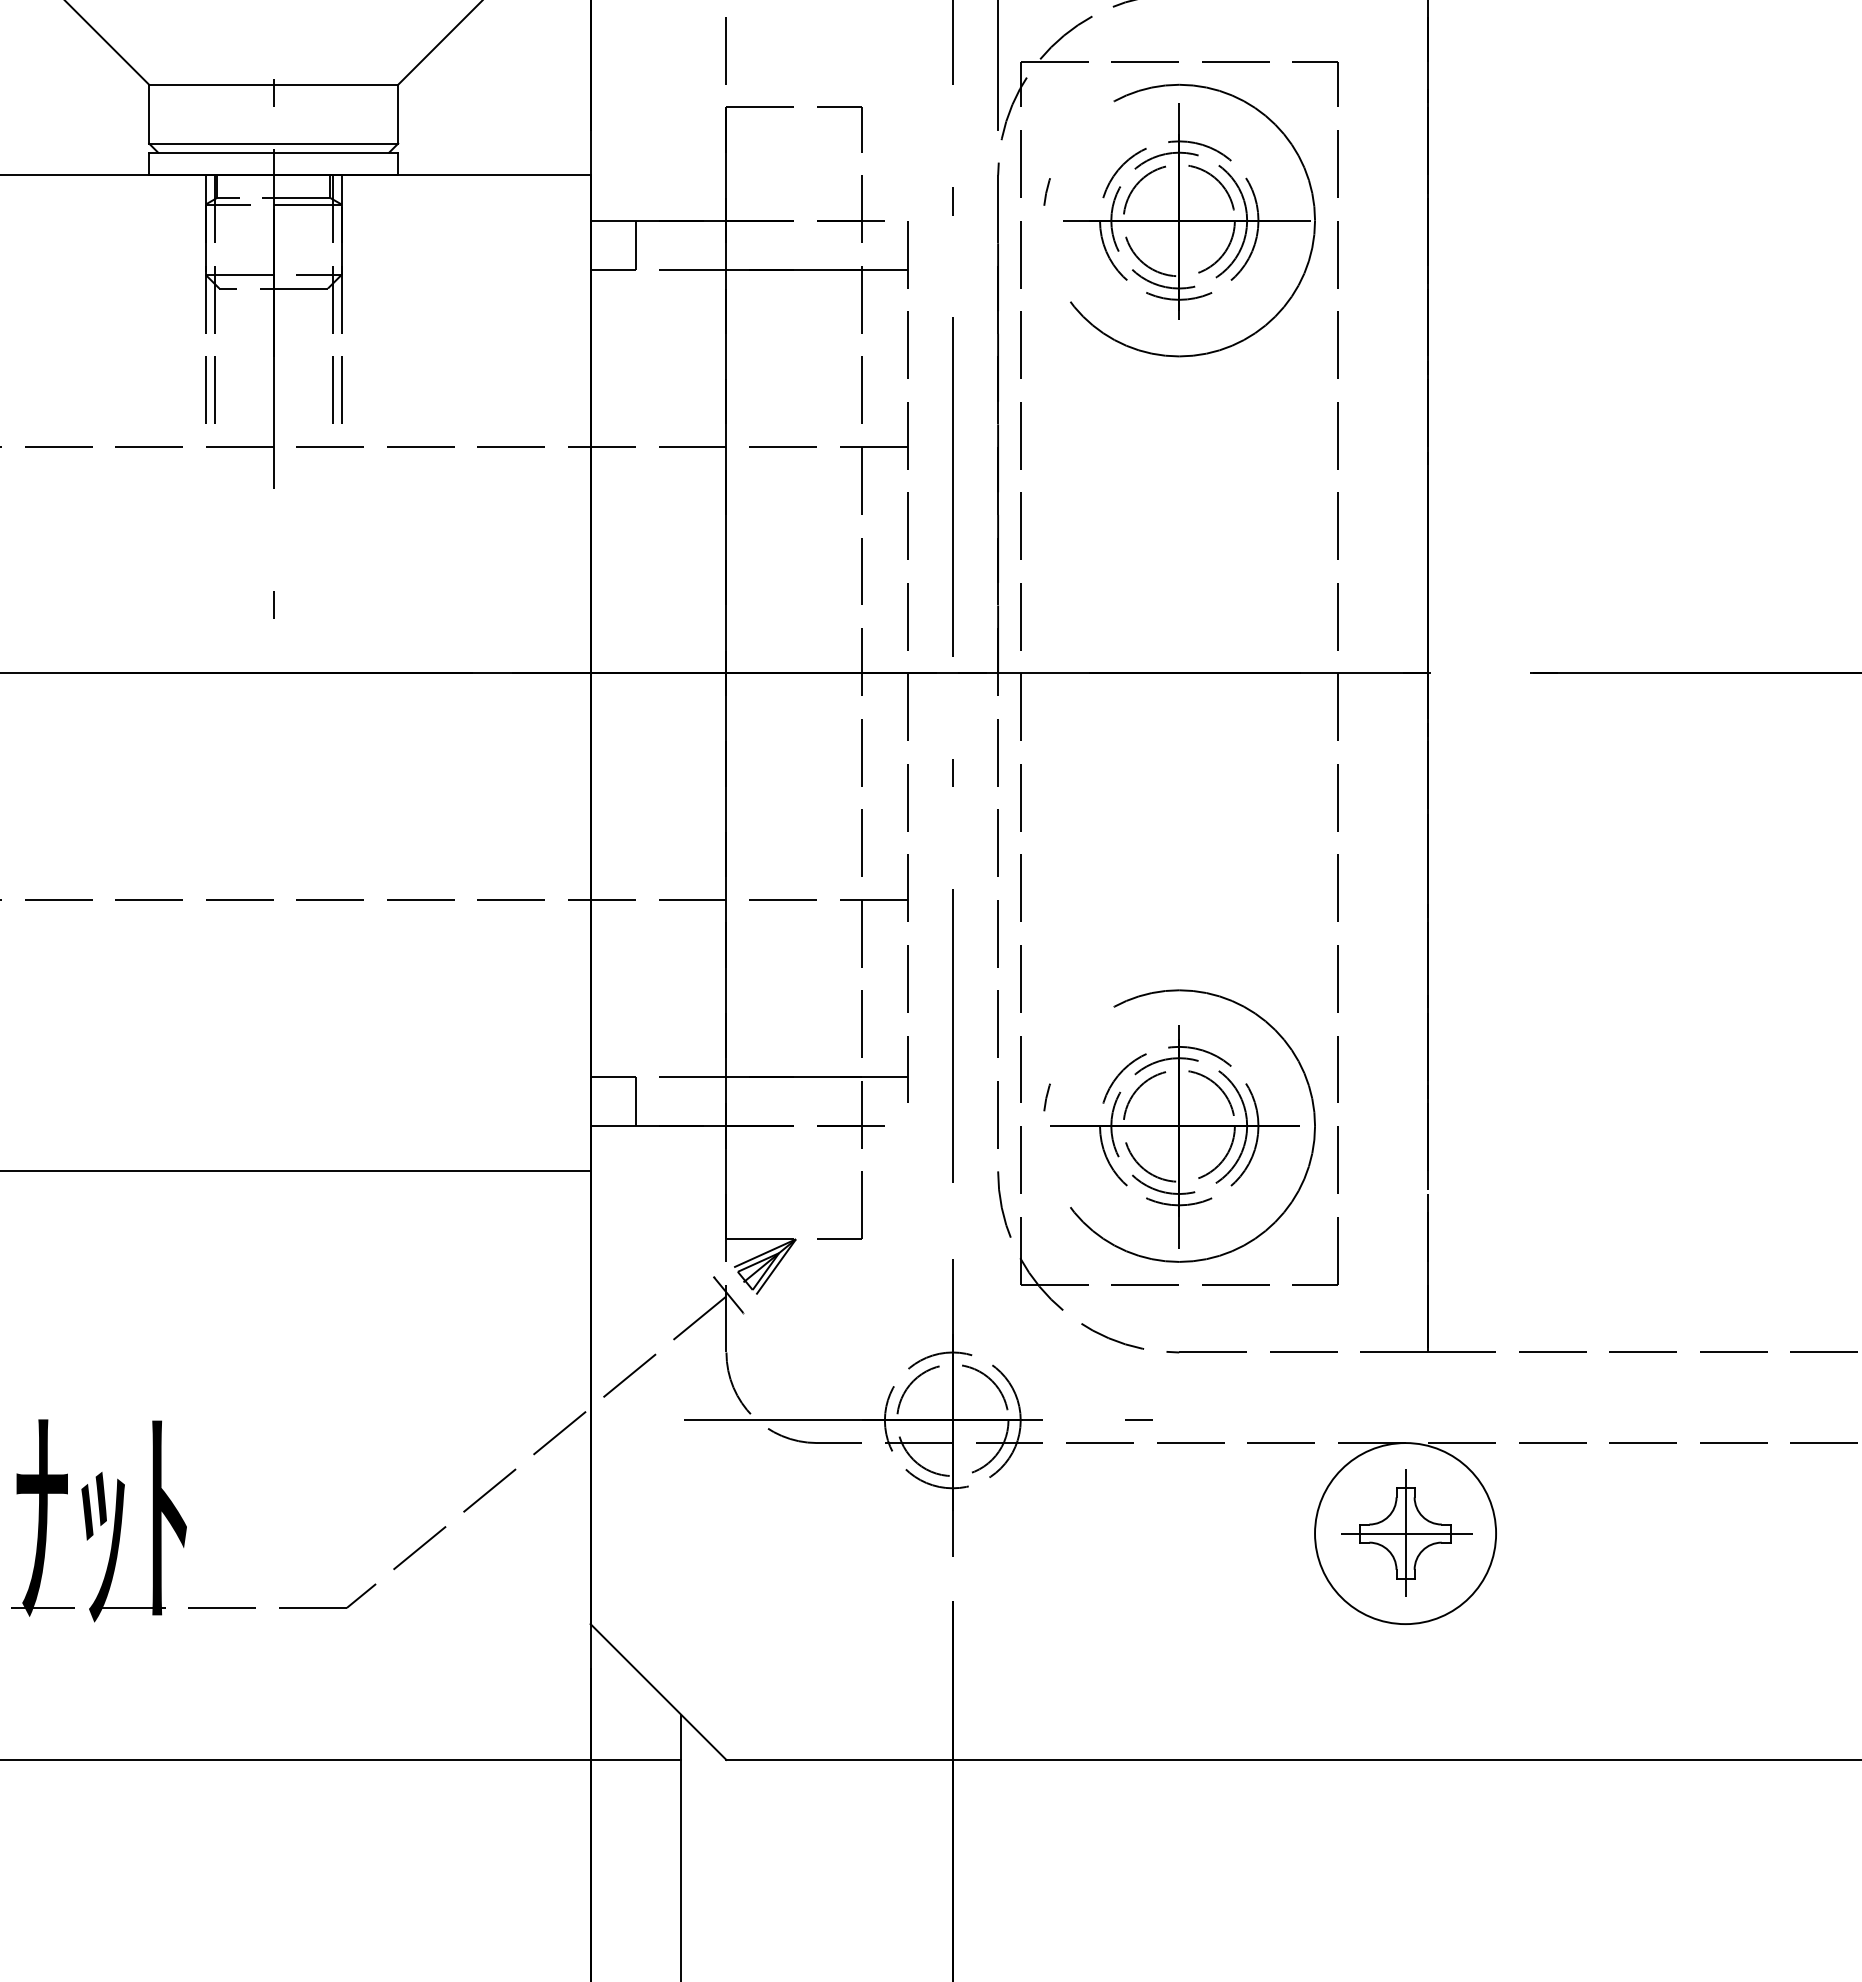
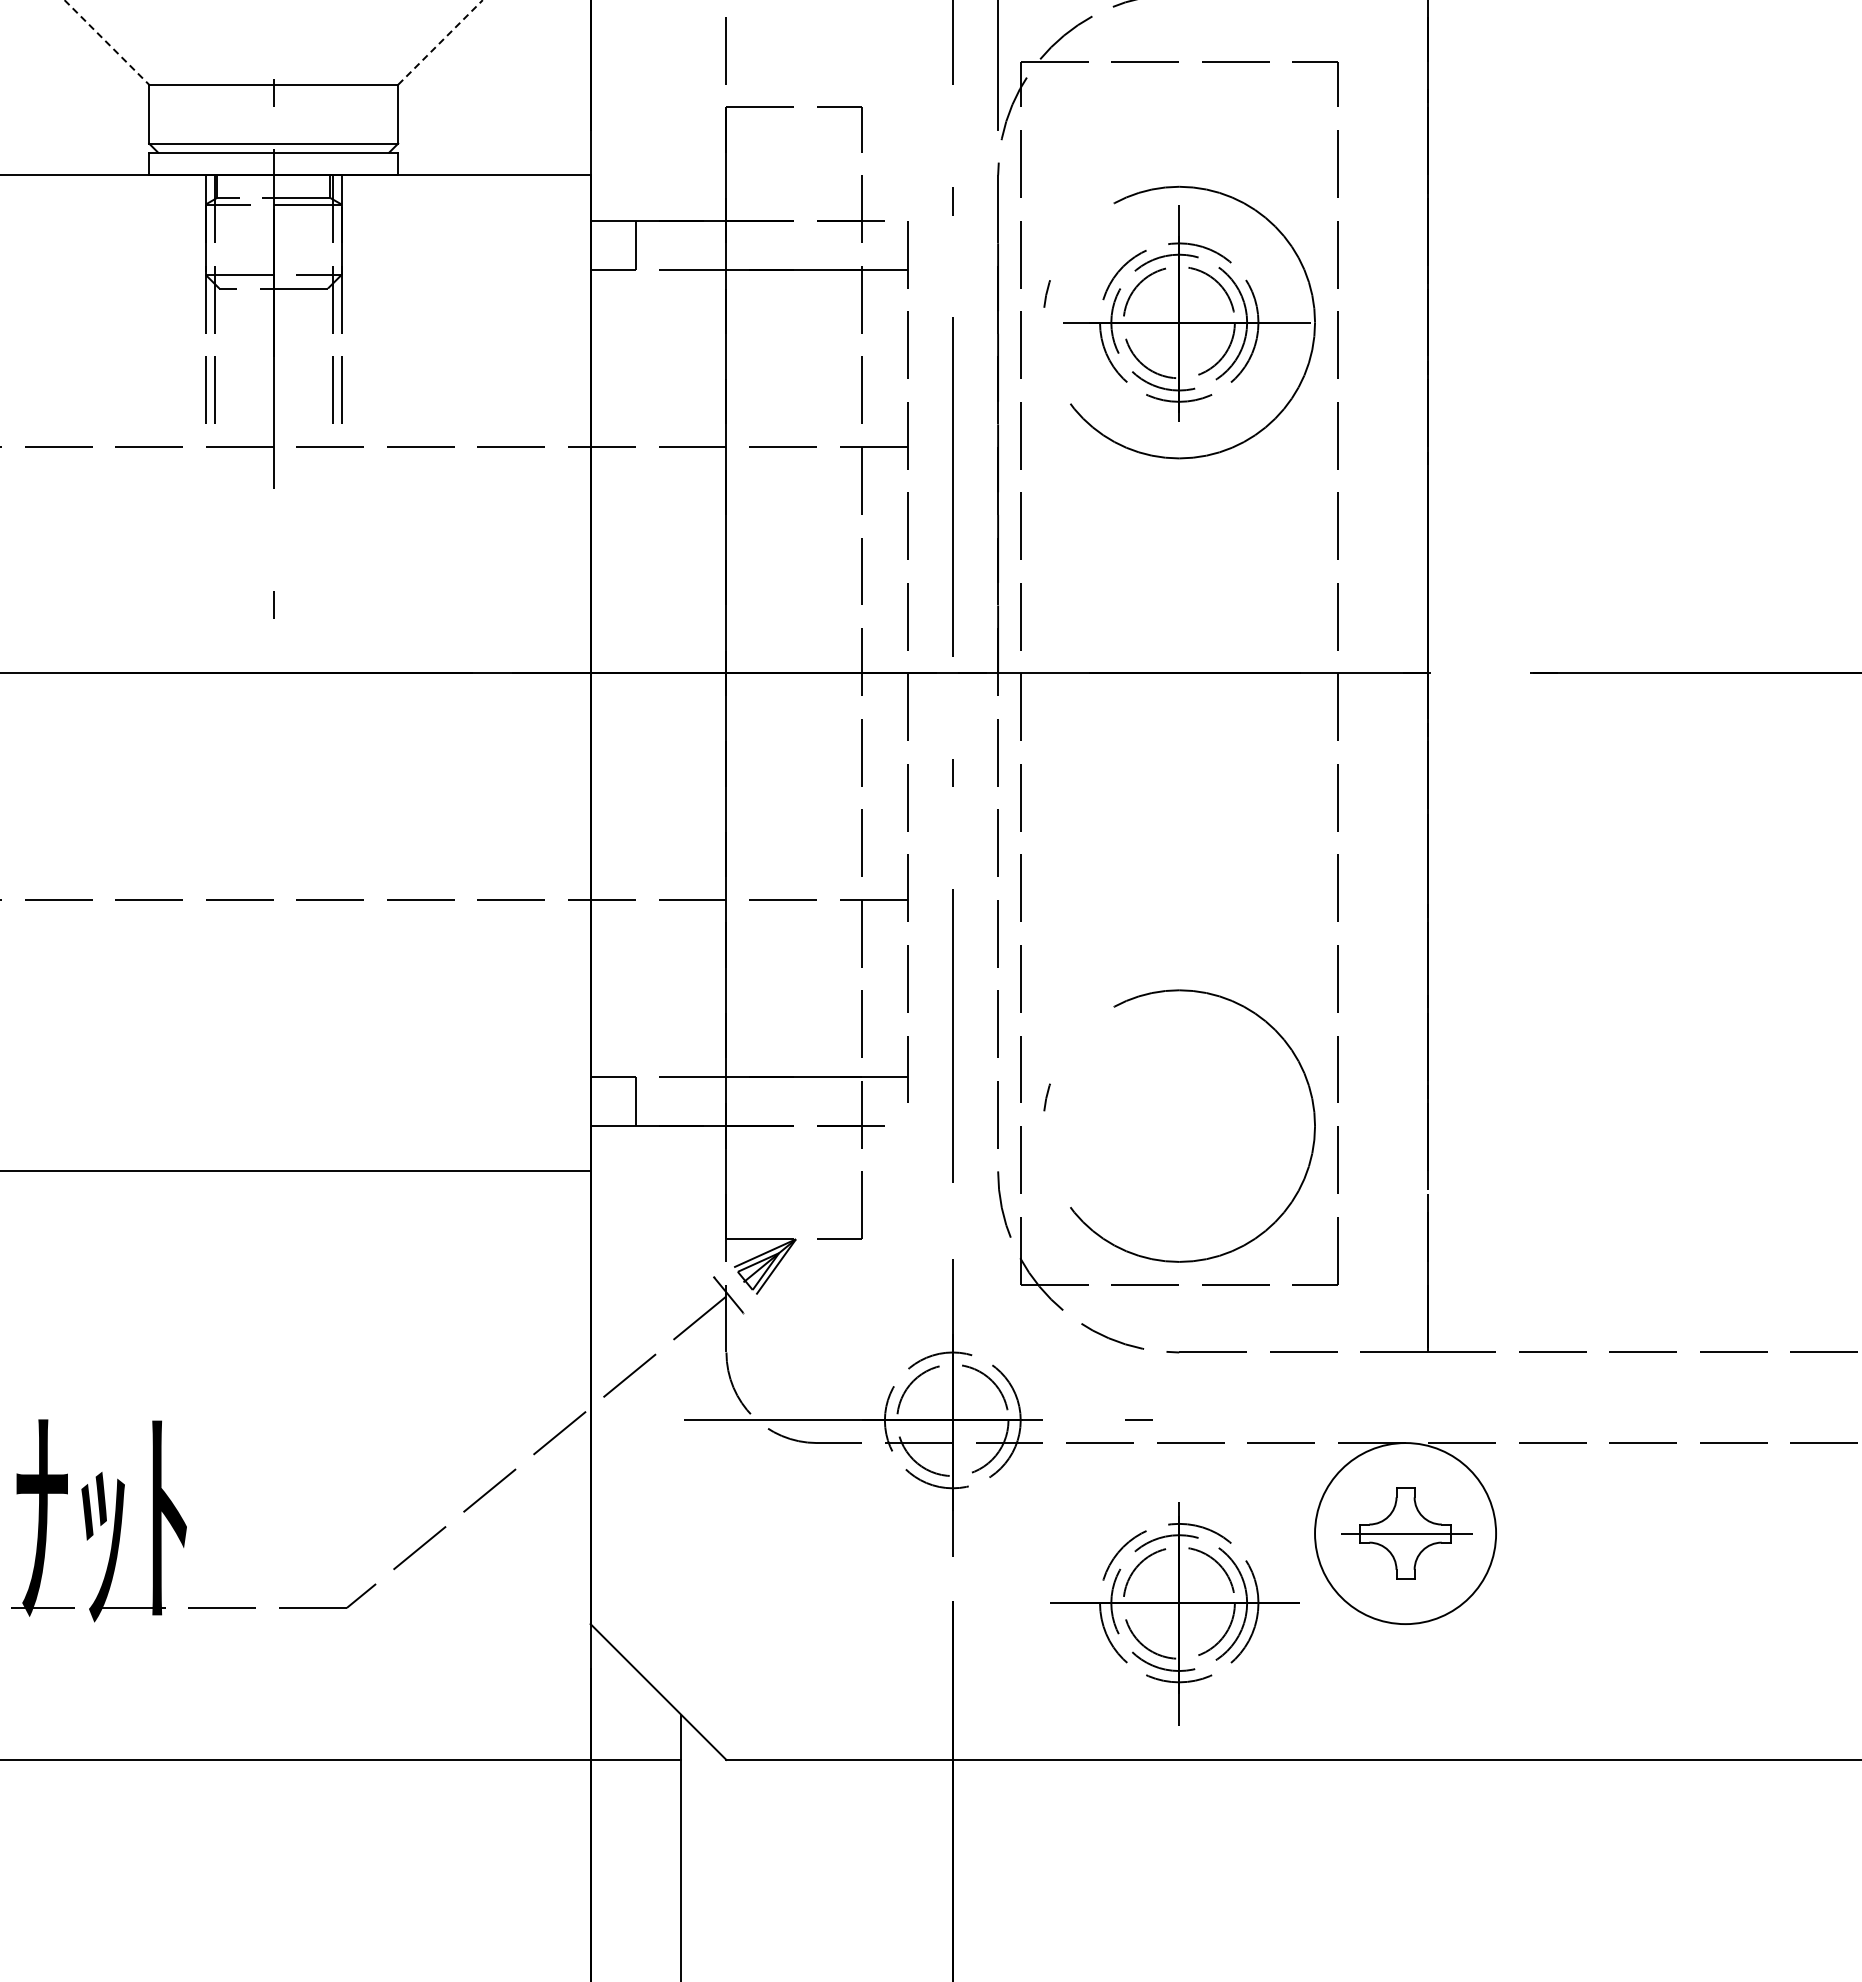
line: solid -> dashed (106, 42)
line: solid -> dashed (440, 42)
part position: (1179, 220) -> (1179, 322) (1179, 322)
part position: (1174, 1136) -> (1174, 1613) (1174, 1613)
line: present -> none (1405, 1533)
